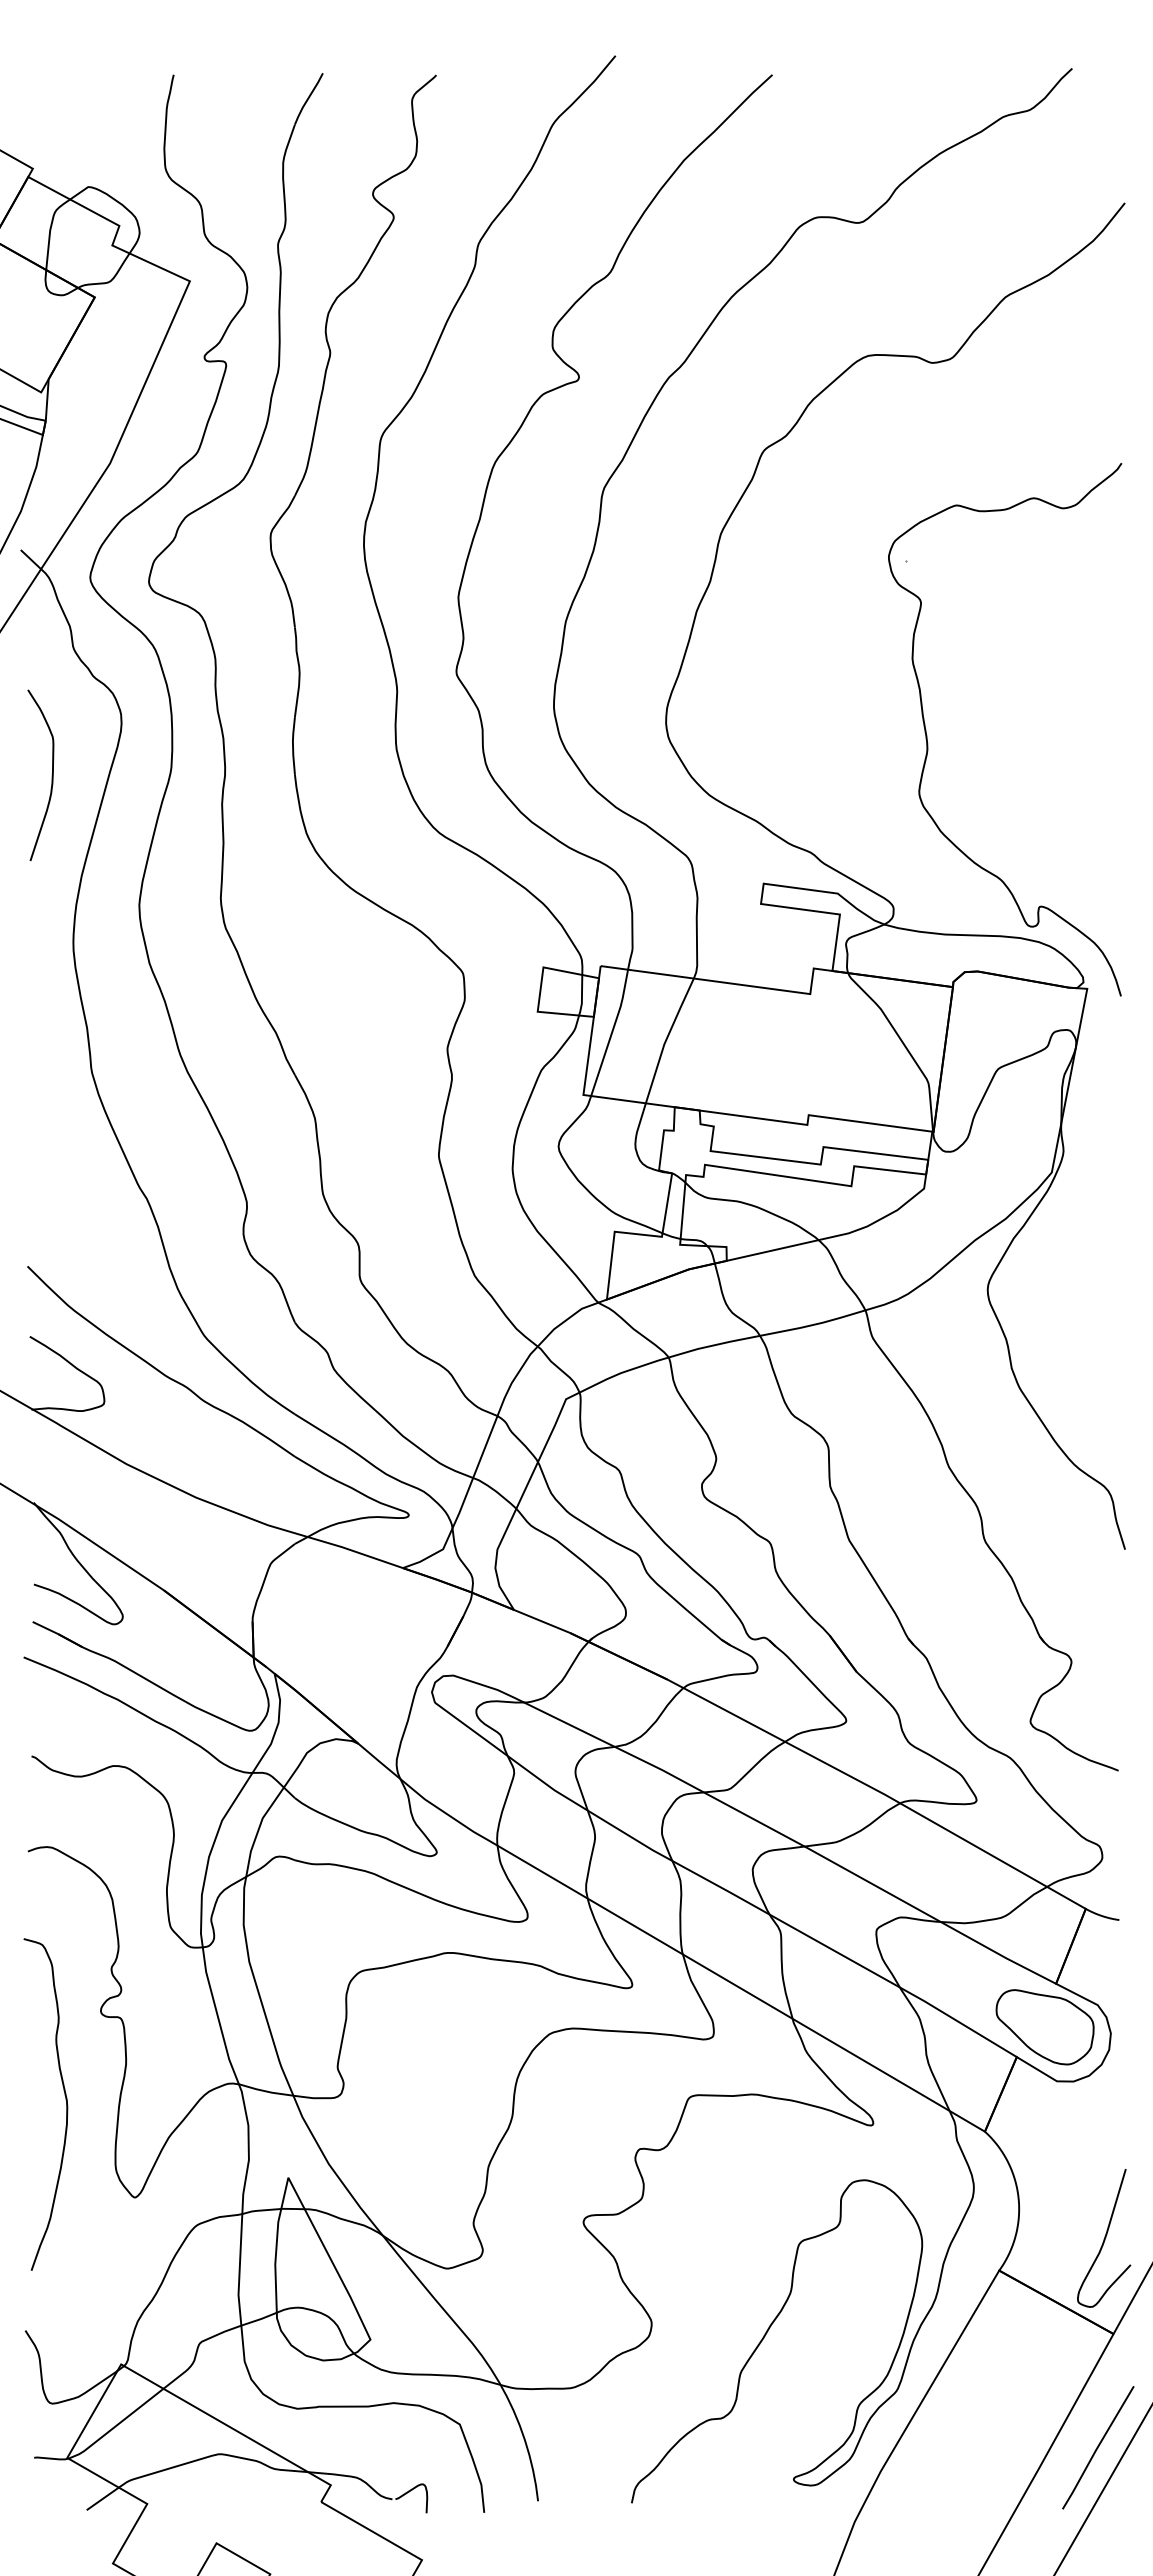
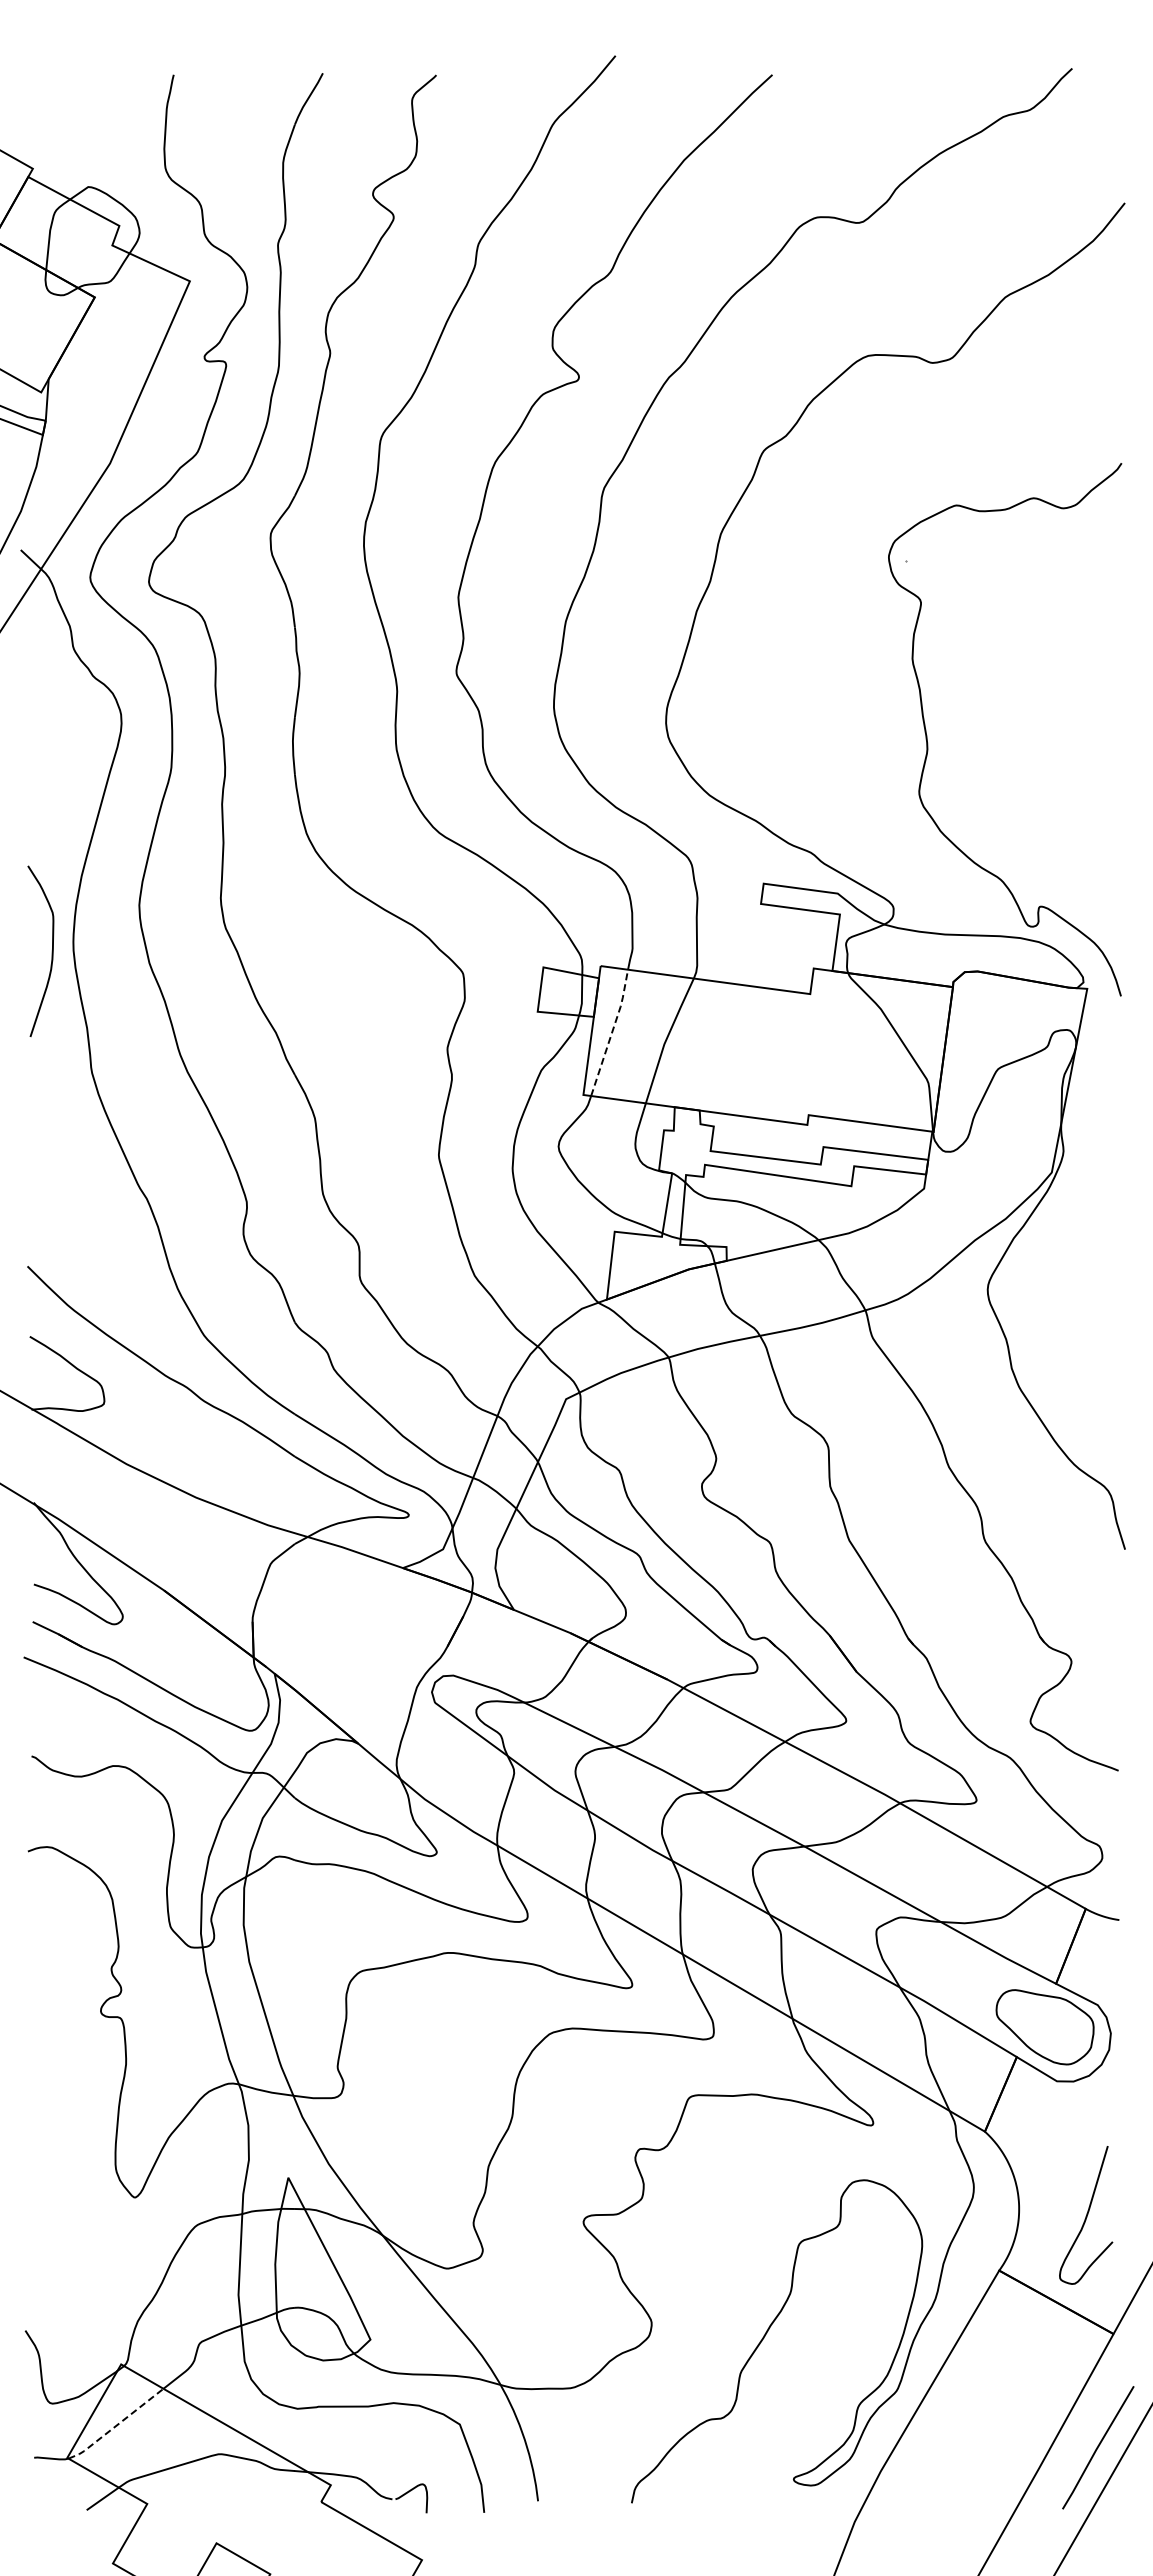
curve position: (51, 775) -> (51, 951) (51, 951)
line: solid -> dashed (612, 1031)
curve: present -> none (65, 2100)
curve position: (1104, 2238) -> (1086, 2215) (1086, 2215)
line: solid -> dashed (116, 2426)
